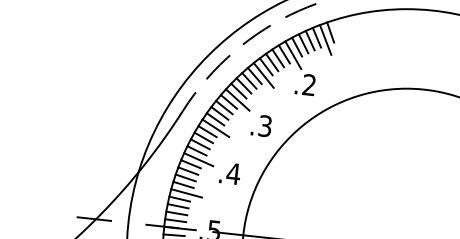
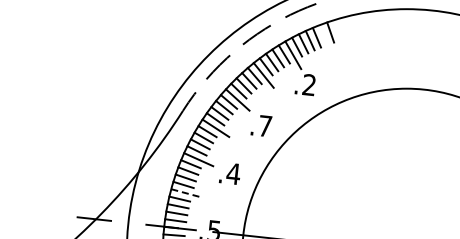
line: present -> none (325, 39)
text: .3 -> .7 (265, 126)
line: solid -> dashed (186, 193)
